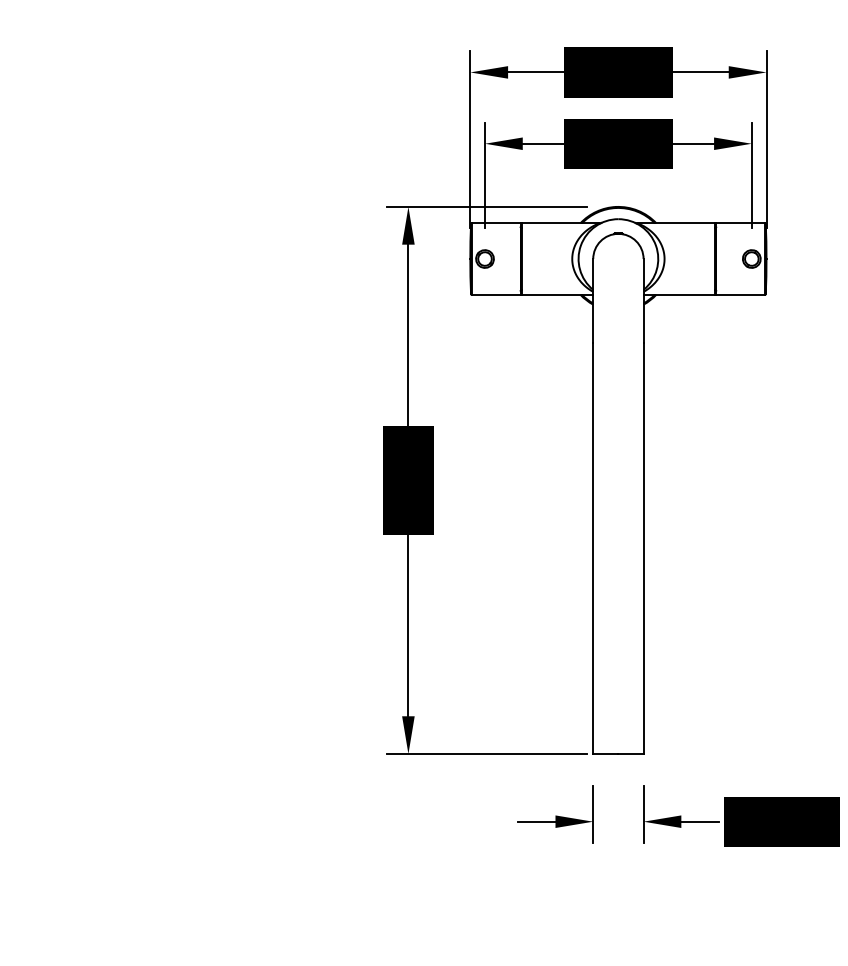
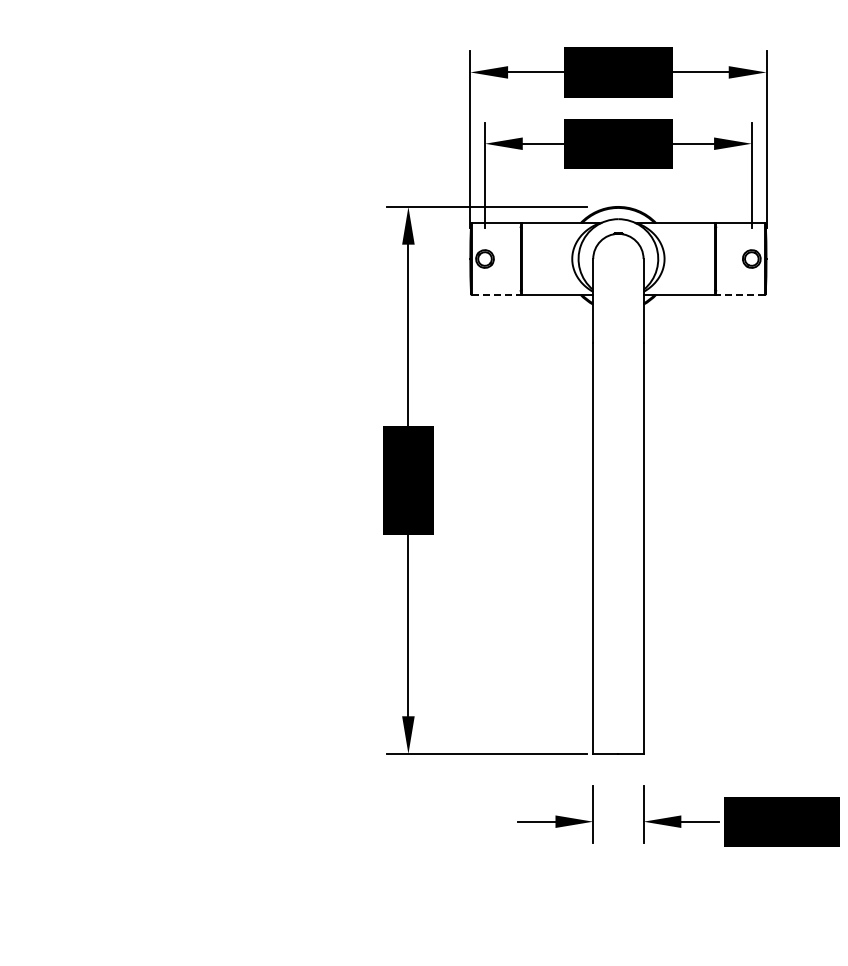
line: solid -> dashed (496, 294)
line: solid -> dashed (740, 294)
